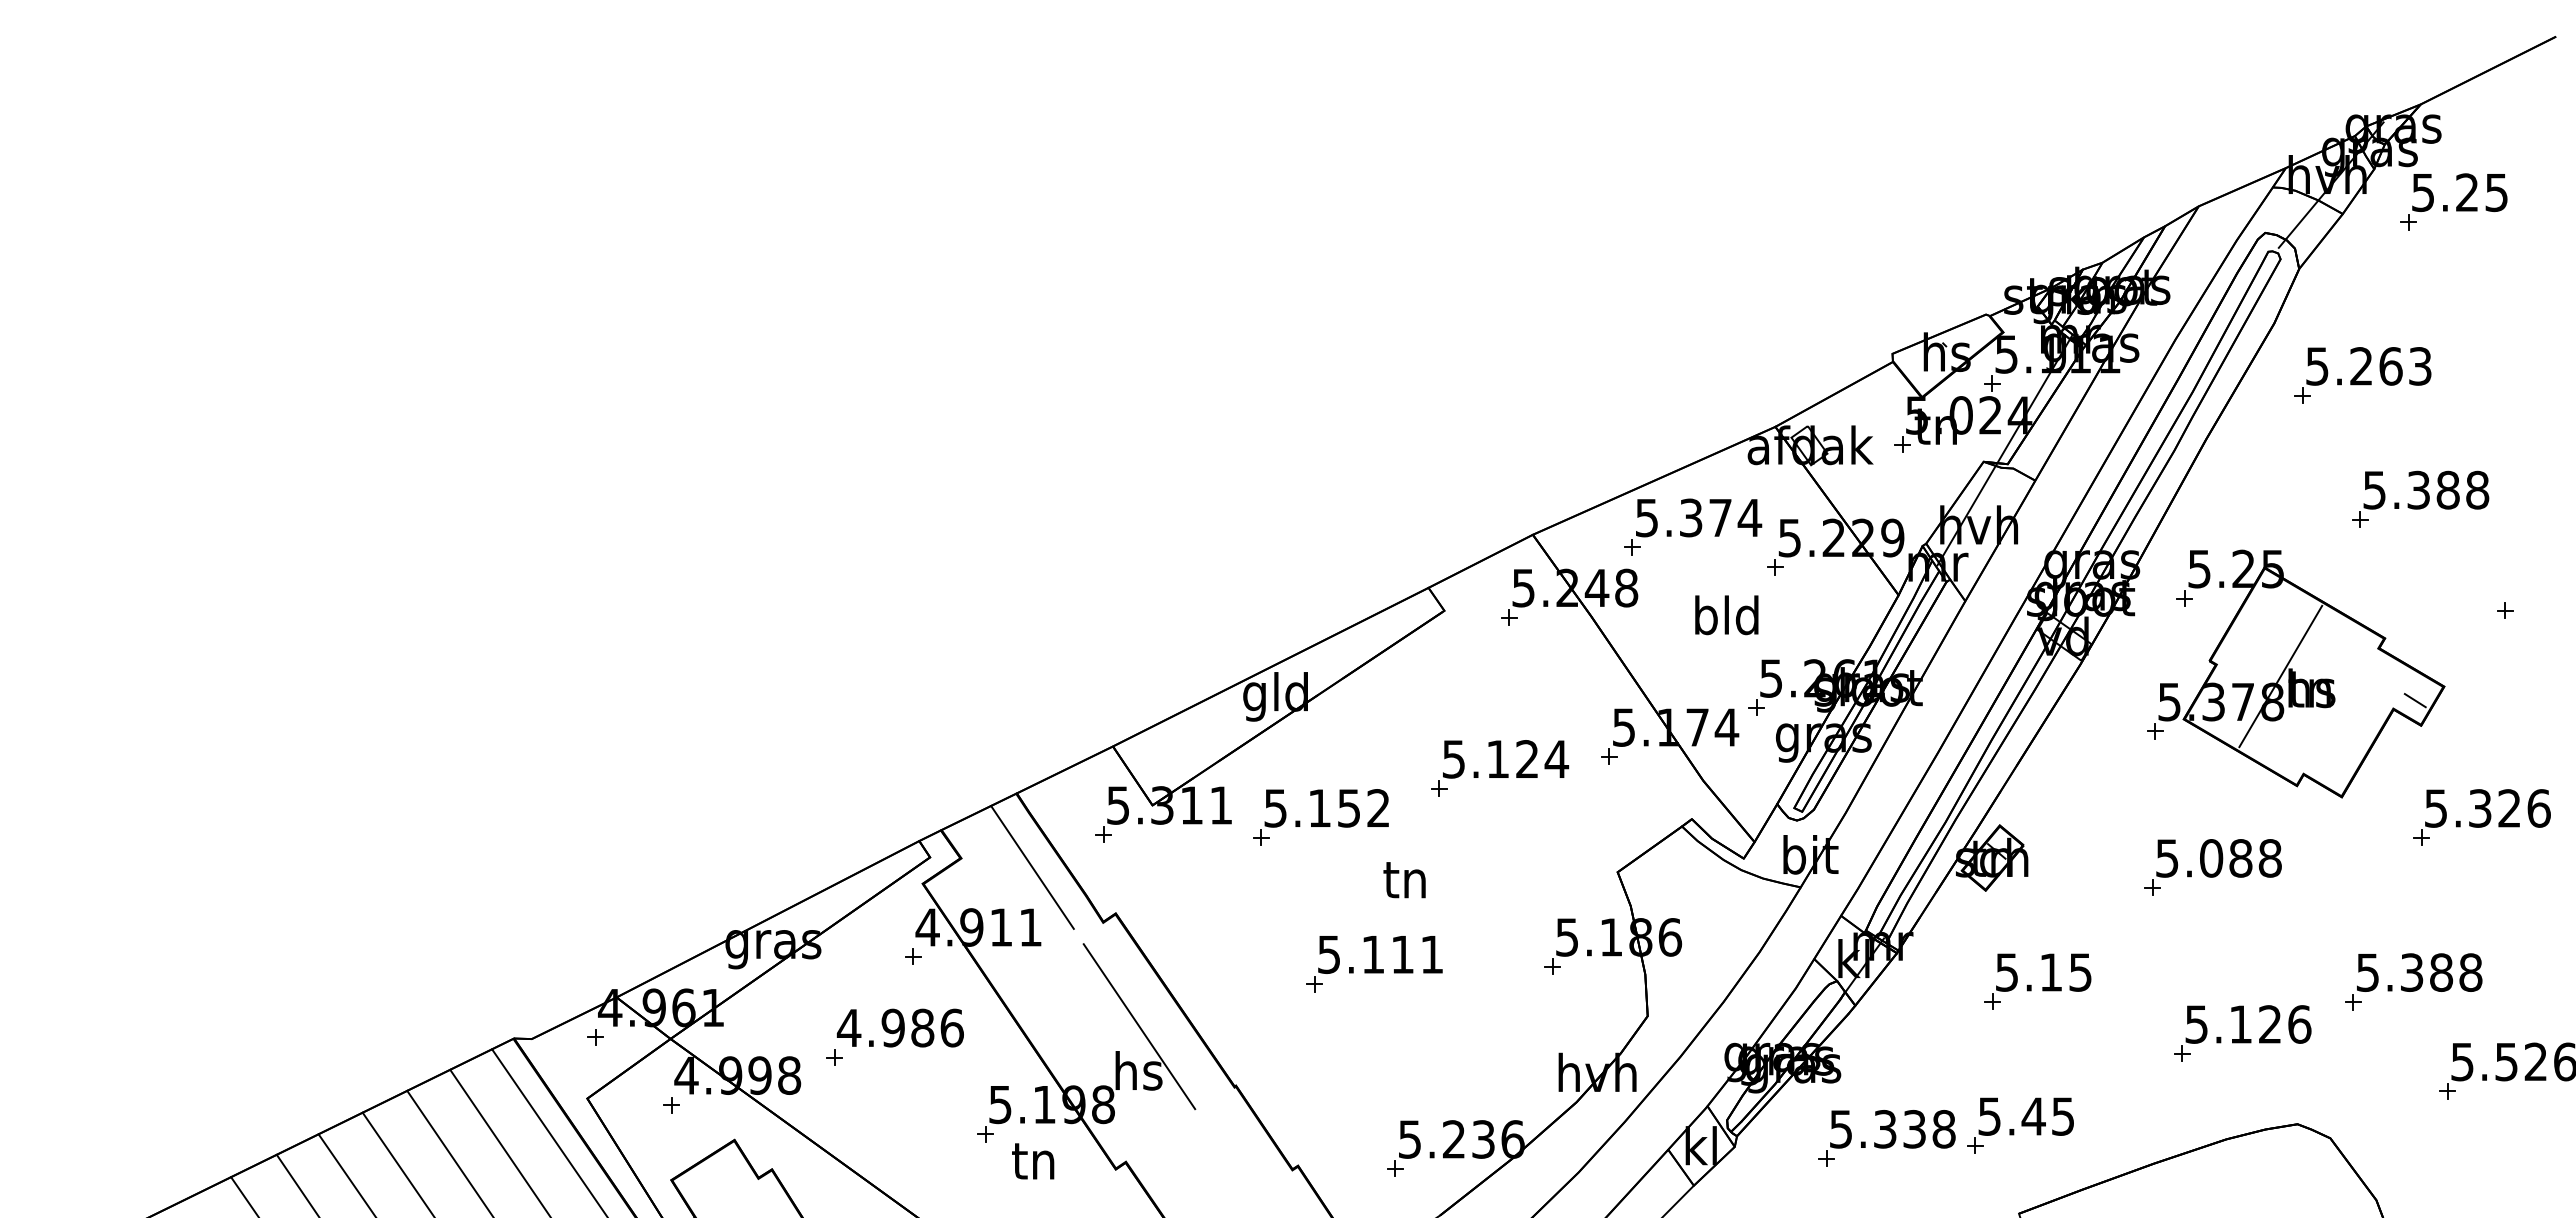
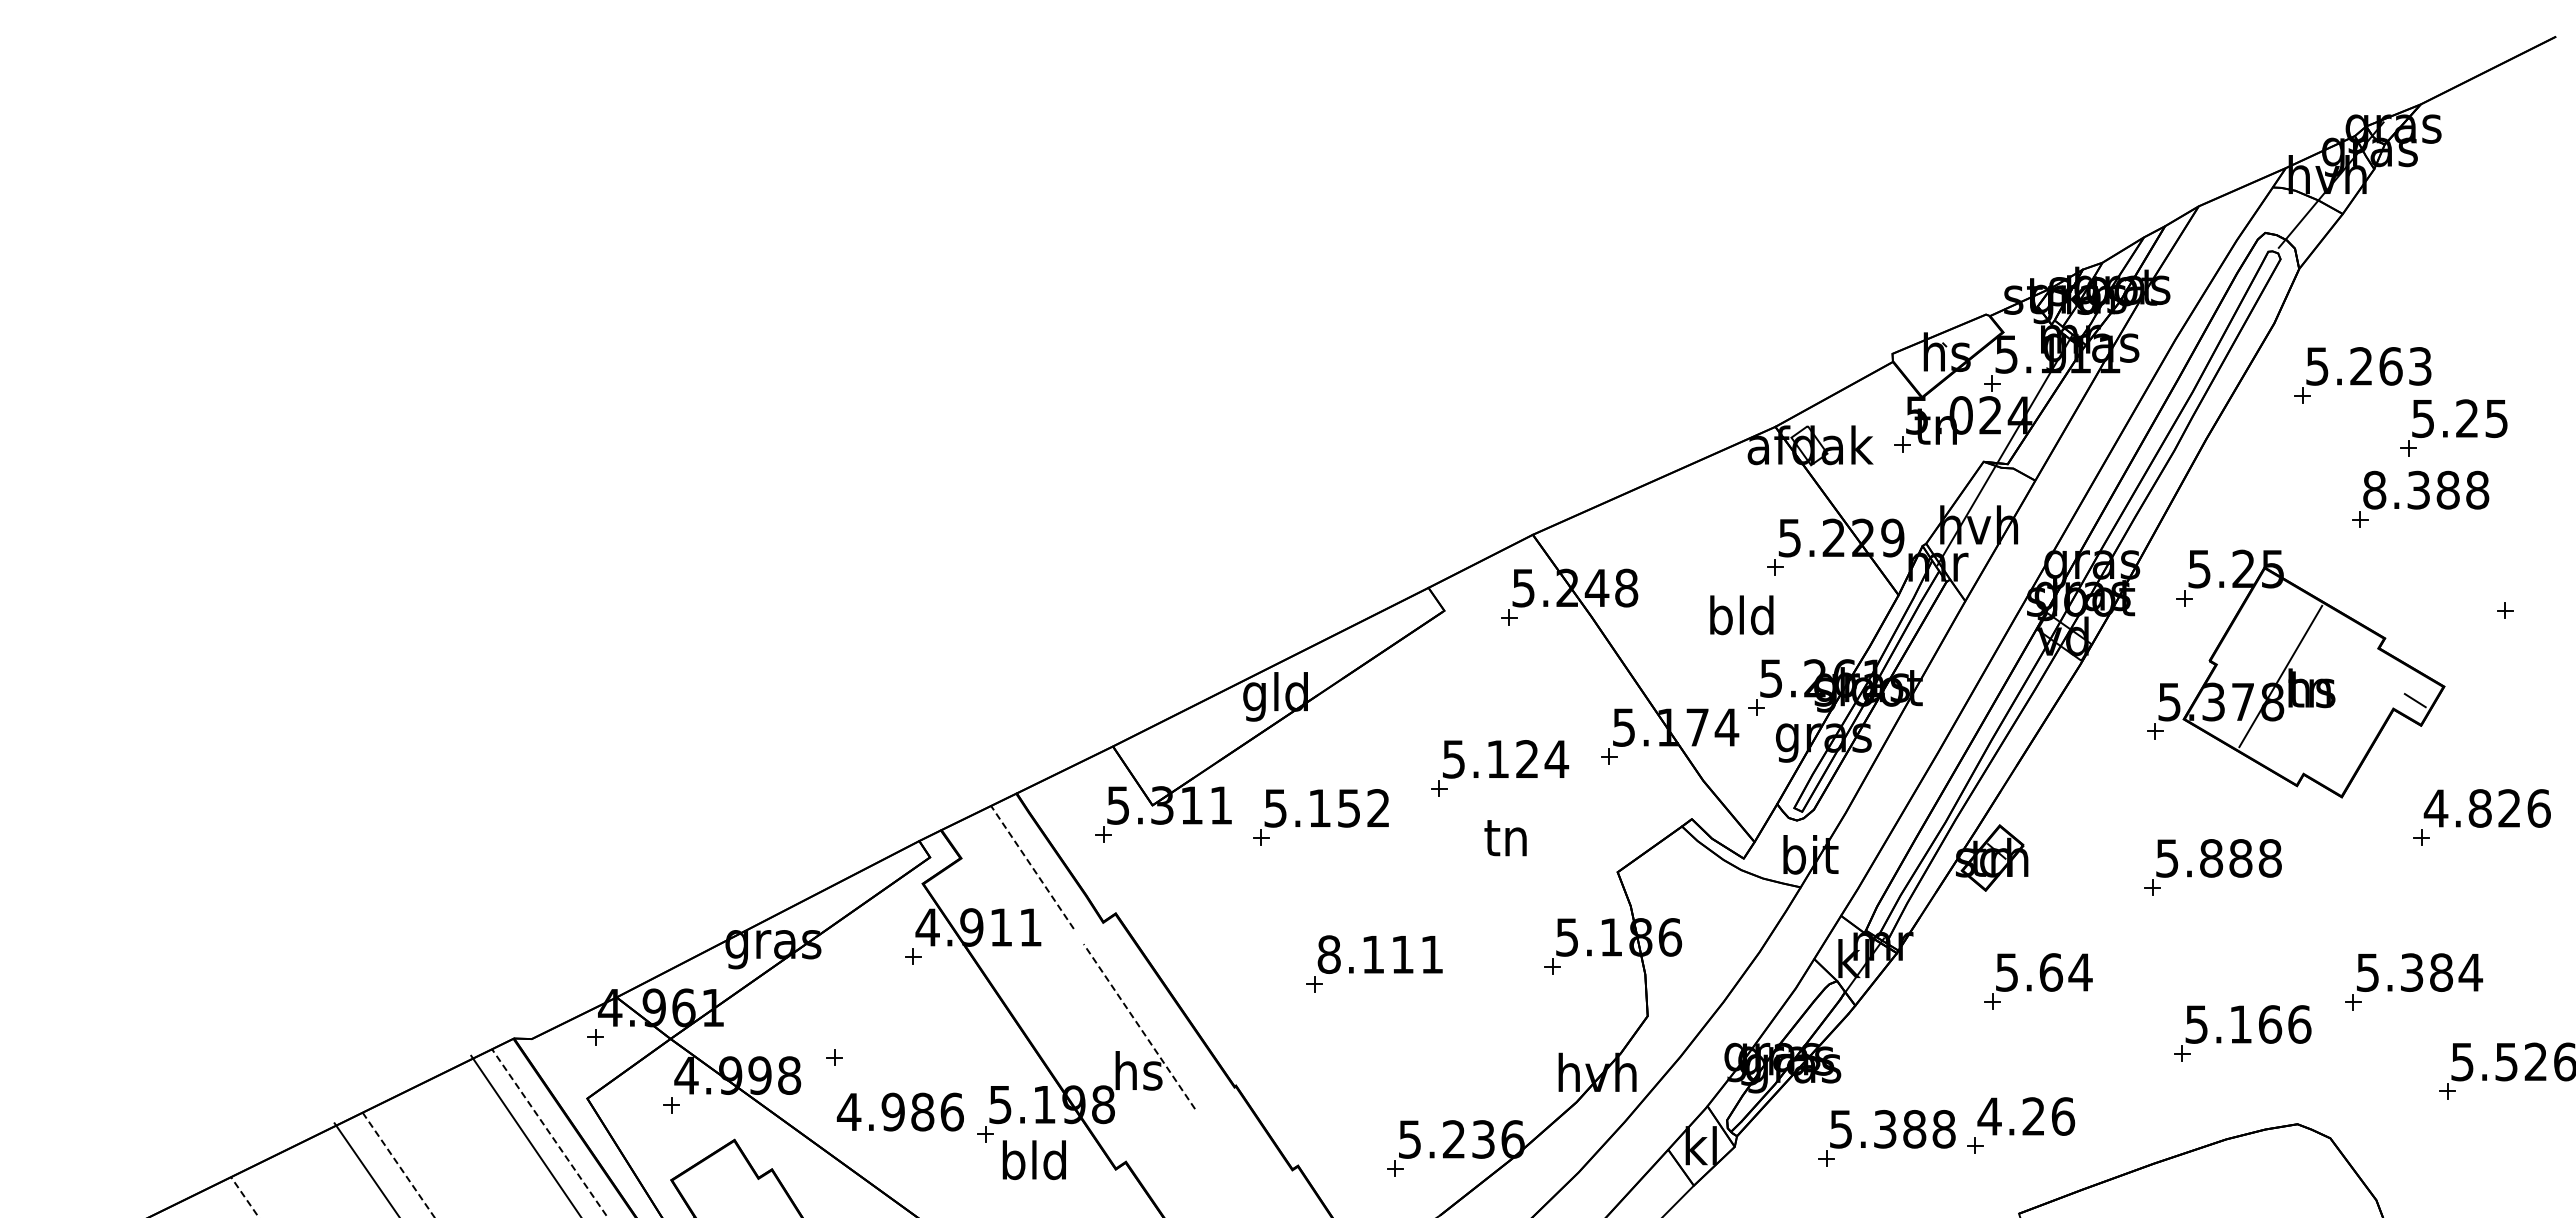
part position: (2453, 201) -> (2453, 427) (2453, 427)
text: 5.388 -> 8.388 (2374, 489)
part: present -> none (1693, 526)
text position: (1726, 615) -> (1741, 615) (1741, 615)
text: 5.326 -> 4.826 (2457, 808)
text: 5.088 -> 5.888 (2211, 858)
line: solid -> dashed (1032, 867)
text position: (1404, 880) -> (1505, 838) (1505, 838)
text: 5.111 -> 8.111 (1328, 954)
text: 5.15 -> 5.64 (2065, 972)
text: 5.388 -> 5.384 (2470, 972)
text: 5.126 -> 5.166 (2270, 1024)
line: solid -> dashed (1139, 1026)
text position: (899, 1027) -> (899, 1111) (899, 1111)
text: 5.45 -> 4.26 (2026, 1116)
text: 5.338 -> 5.388 (1914, 1129)
line: solid -> dashed (549, 1133)
line position: (499, 1141) -> (525, 1134) (525, 1134)
line: present -> none (449, 1152)
text: tn -> bld (1033, 1160)
line: solid -> dashed (398, 1165)
line position: (345, 1174) -> (365, 1168) (365, 1168)
line: present -> none (296, 1184)
line: solid -> dashed (244, 1196)
